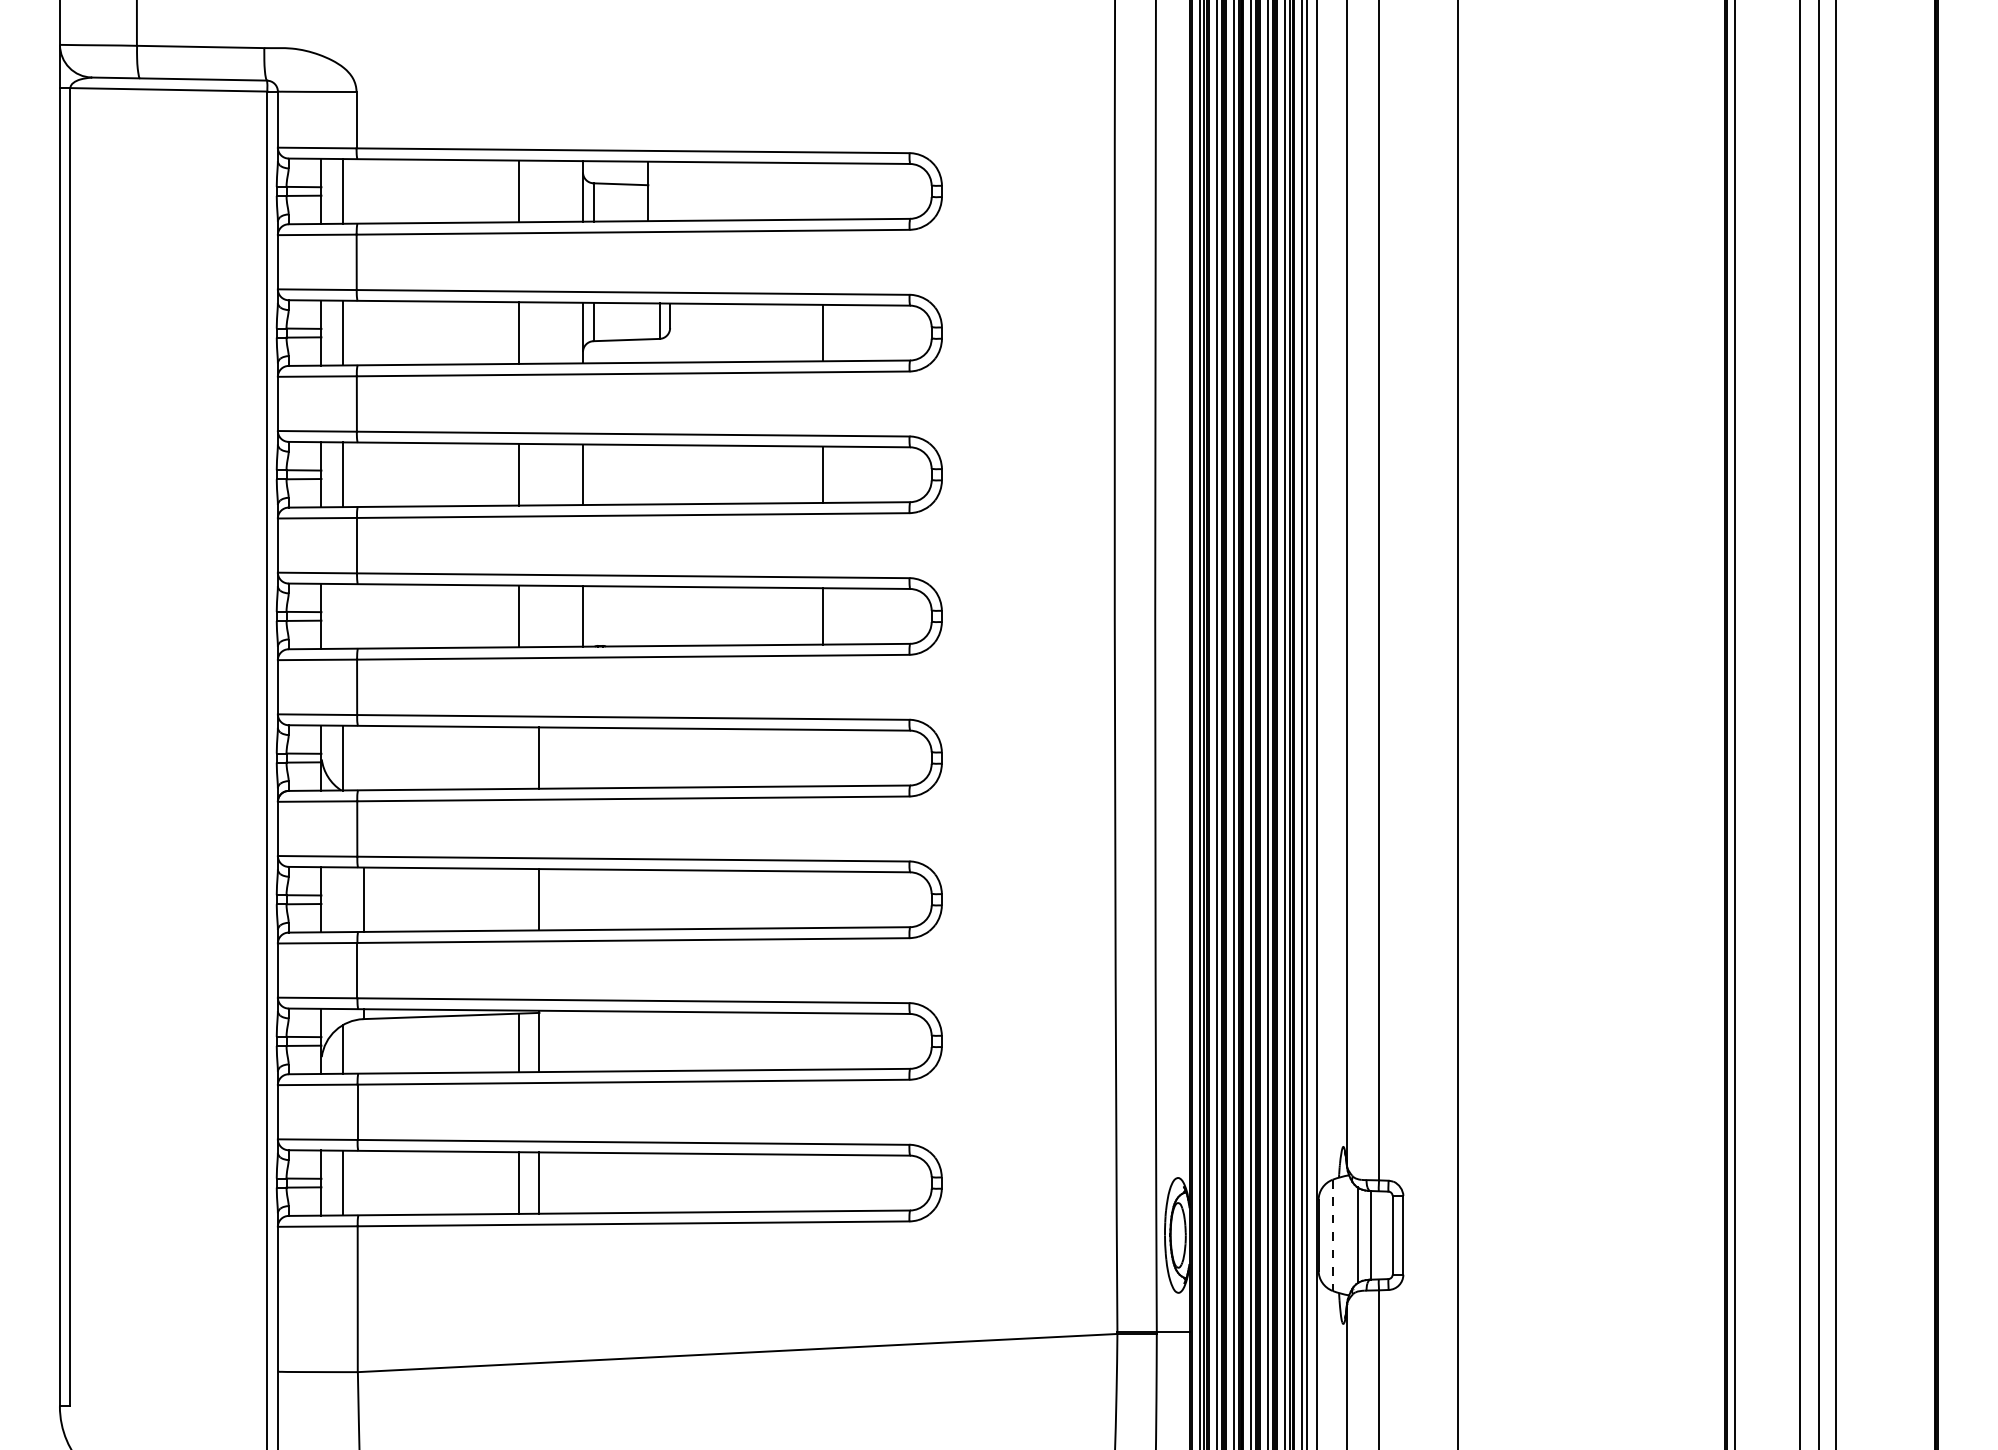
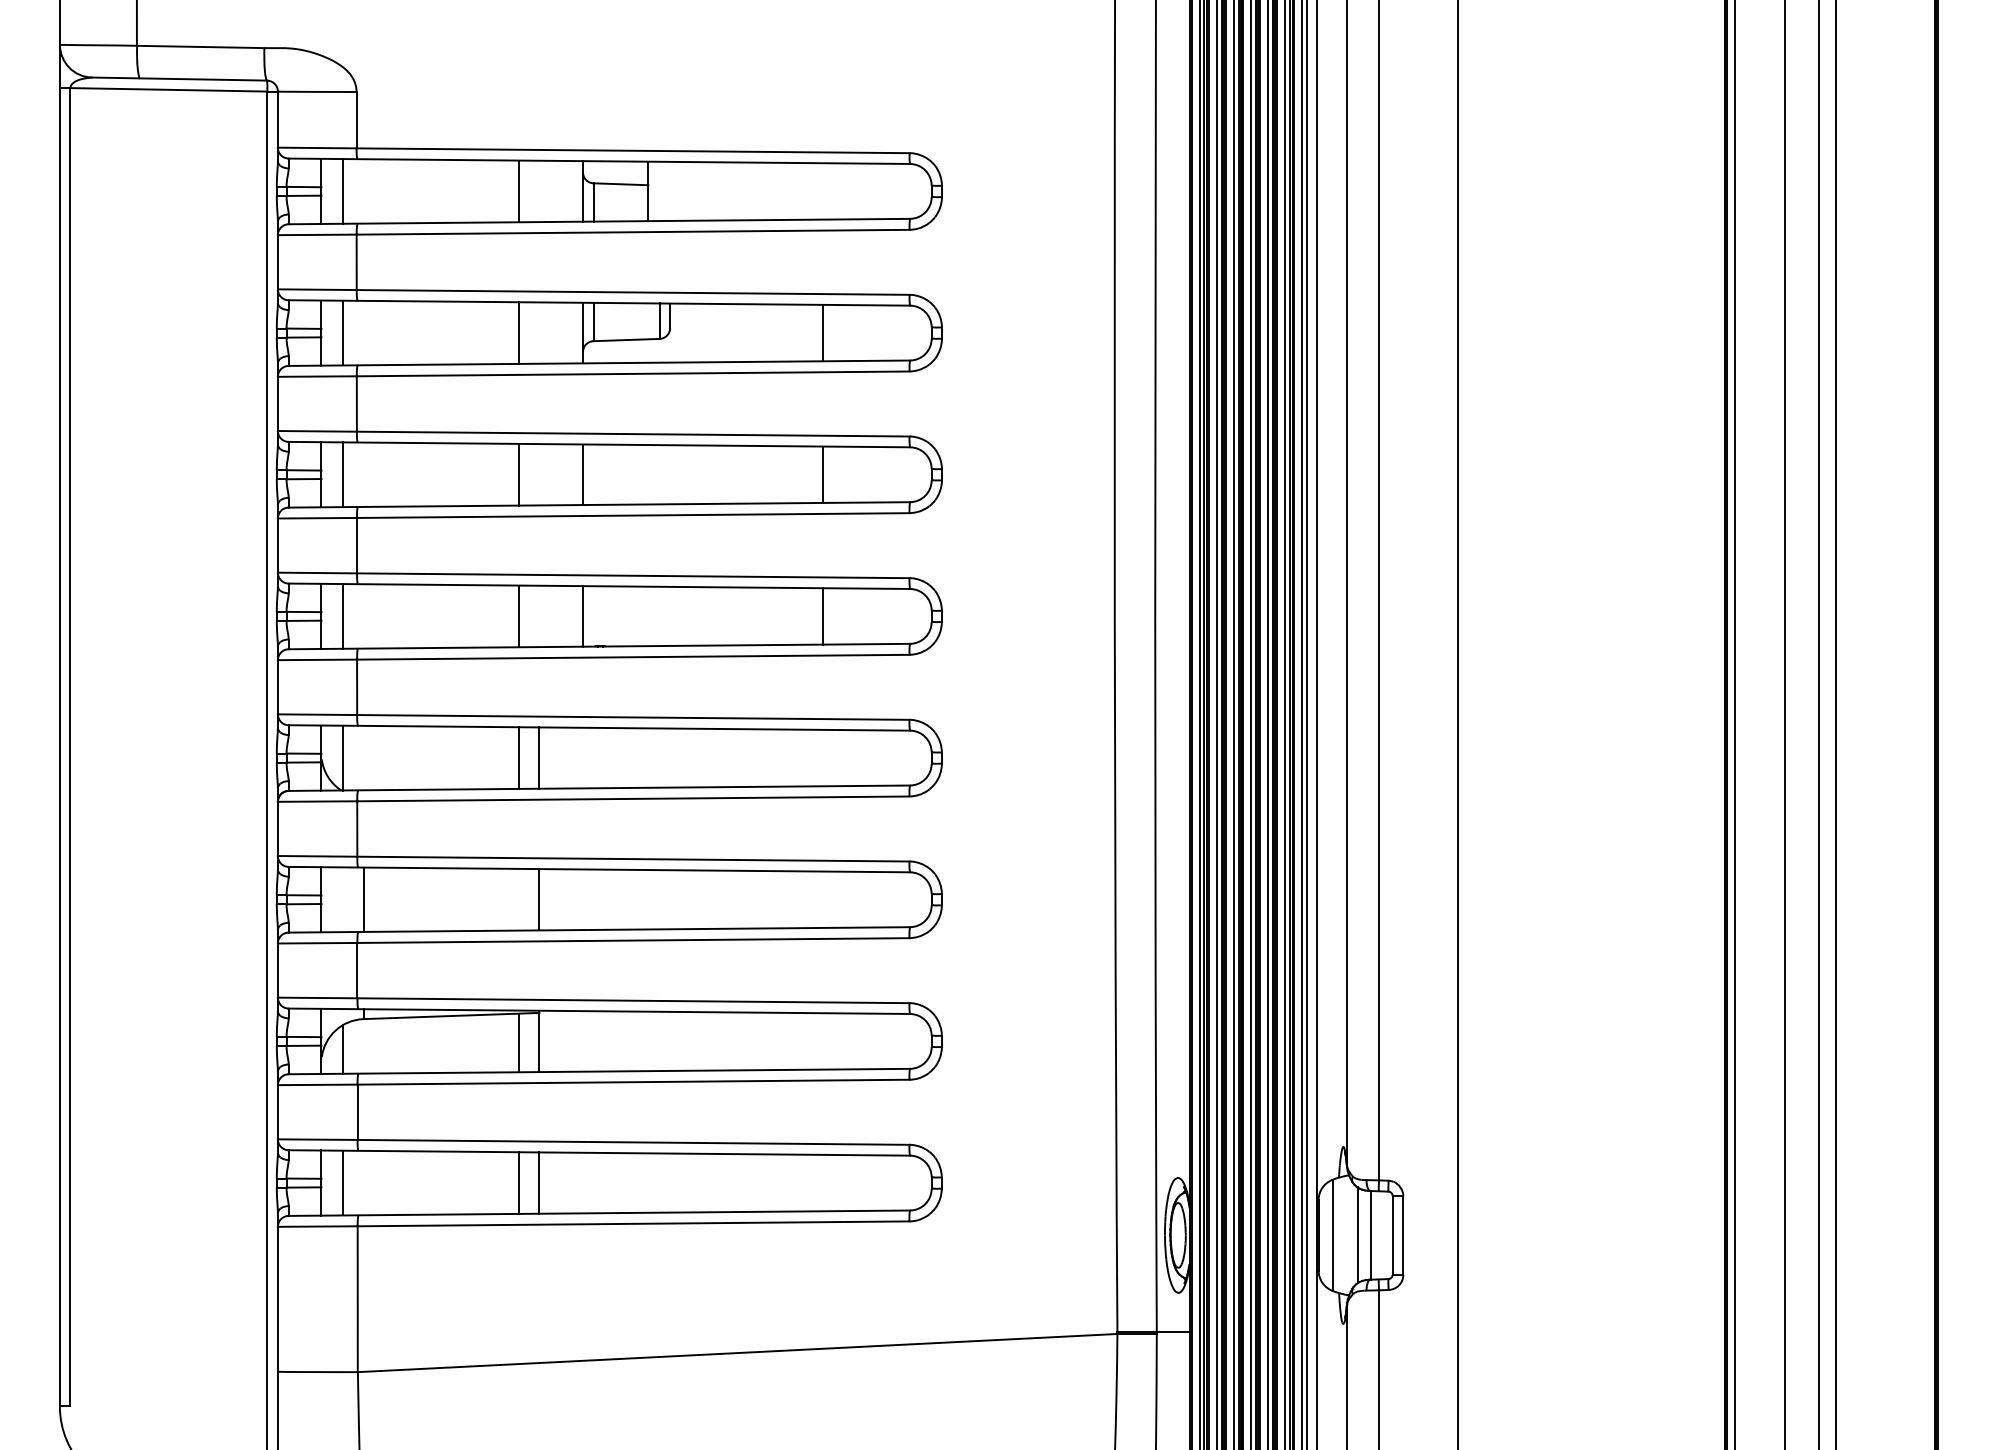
line: none -> present (342, 616)
line position: (1799, 724) -> (1784, 724) (1784, 724)
line: none -> present (518, 757)
line: dashed -> solid (1332, 1235)
